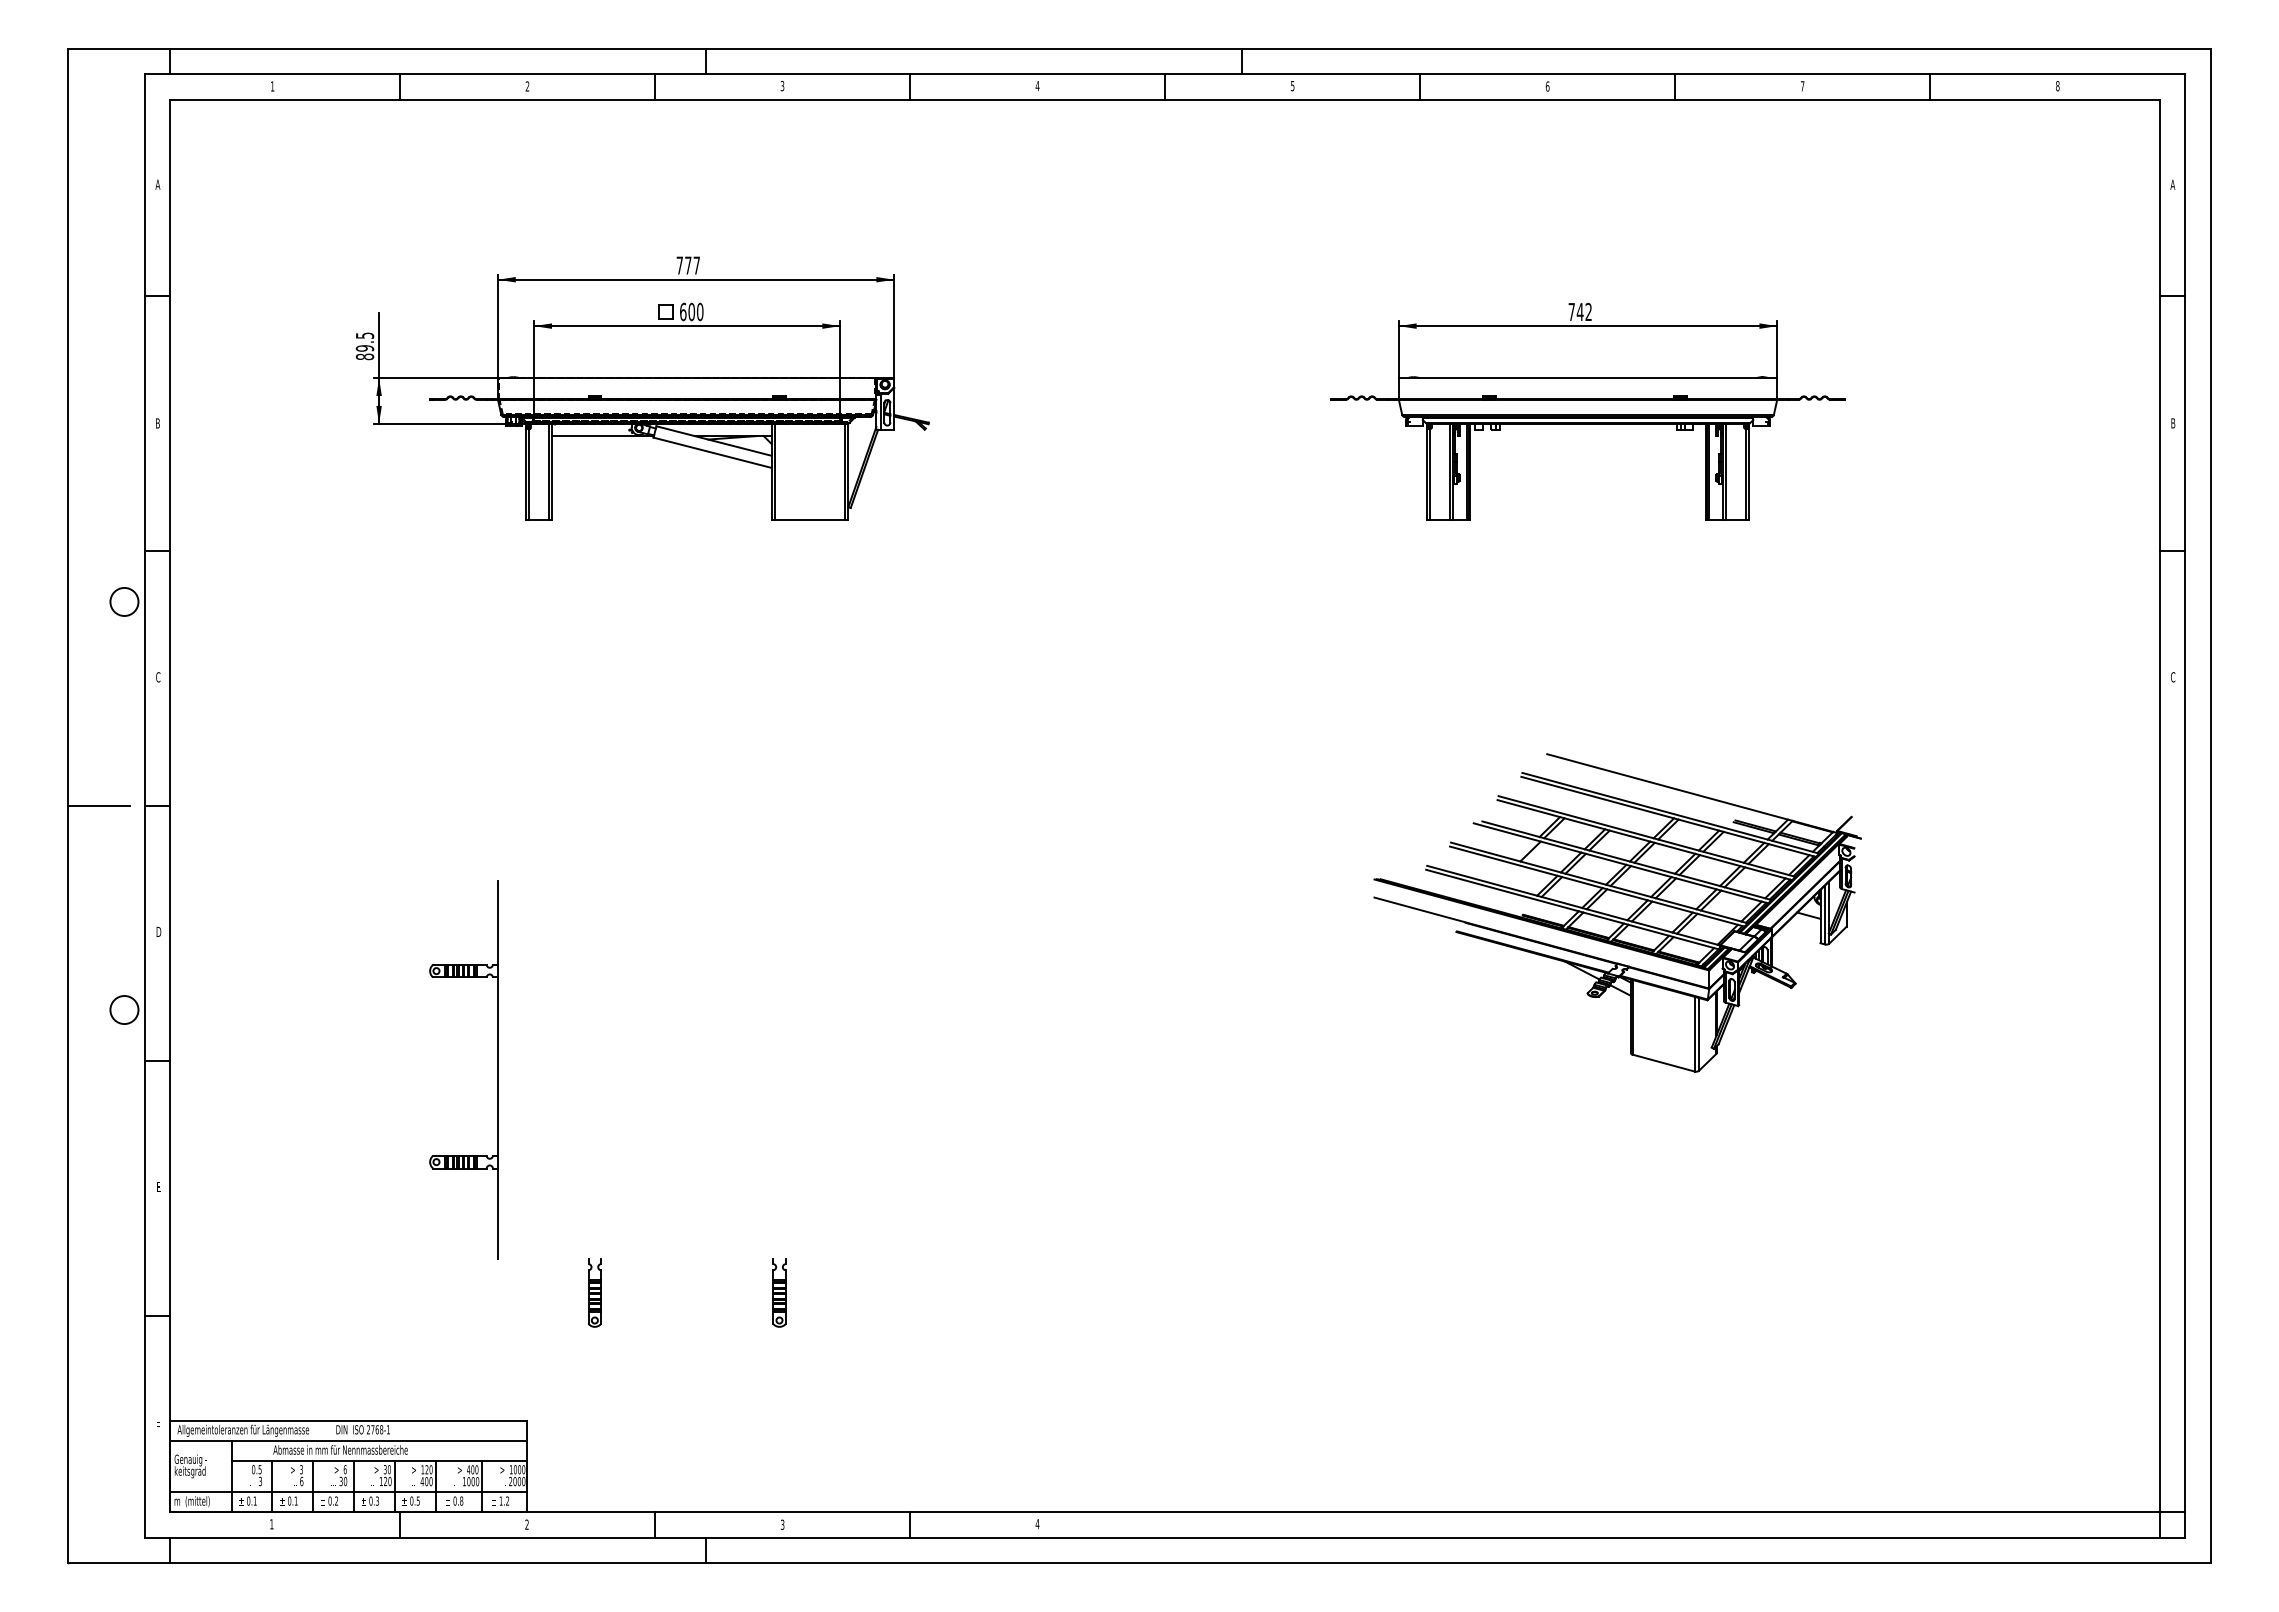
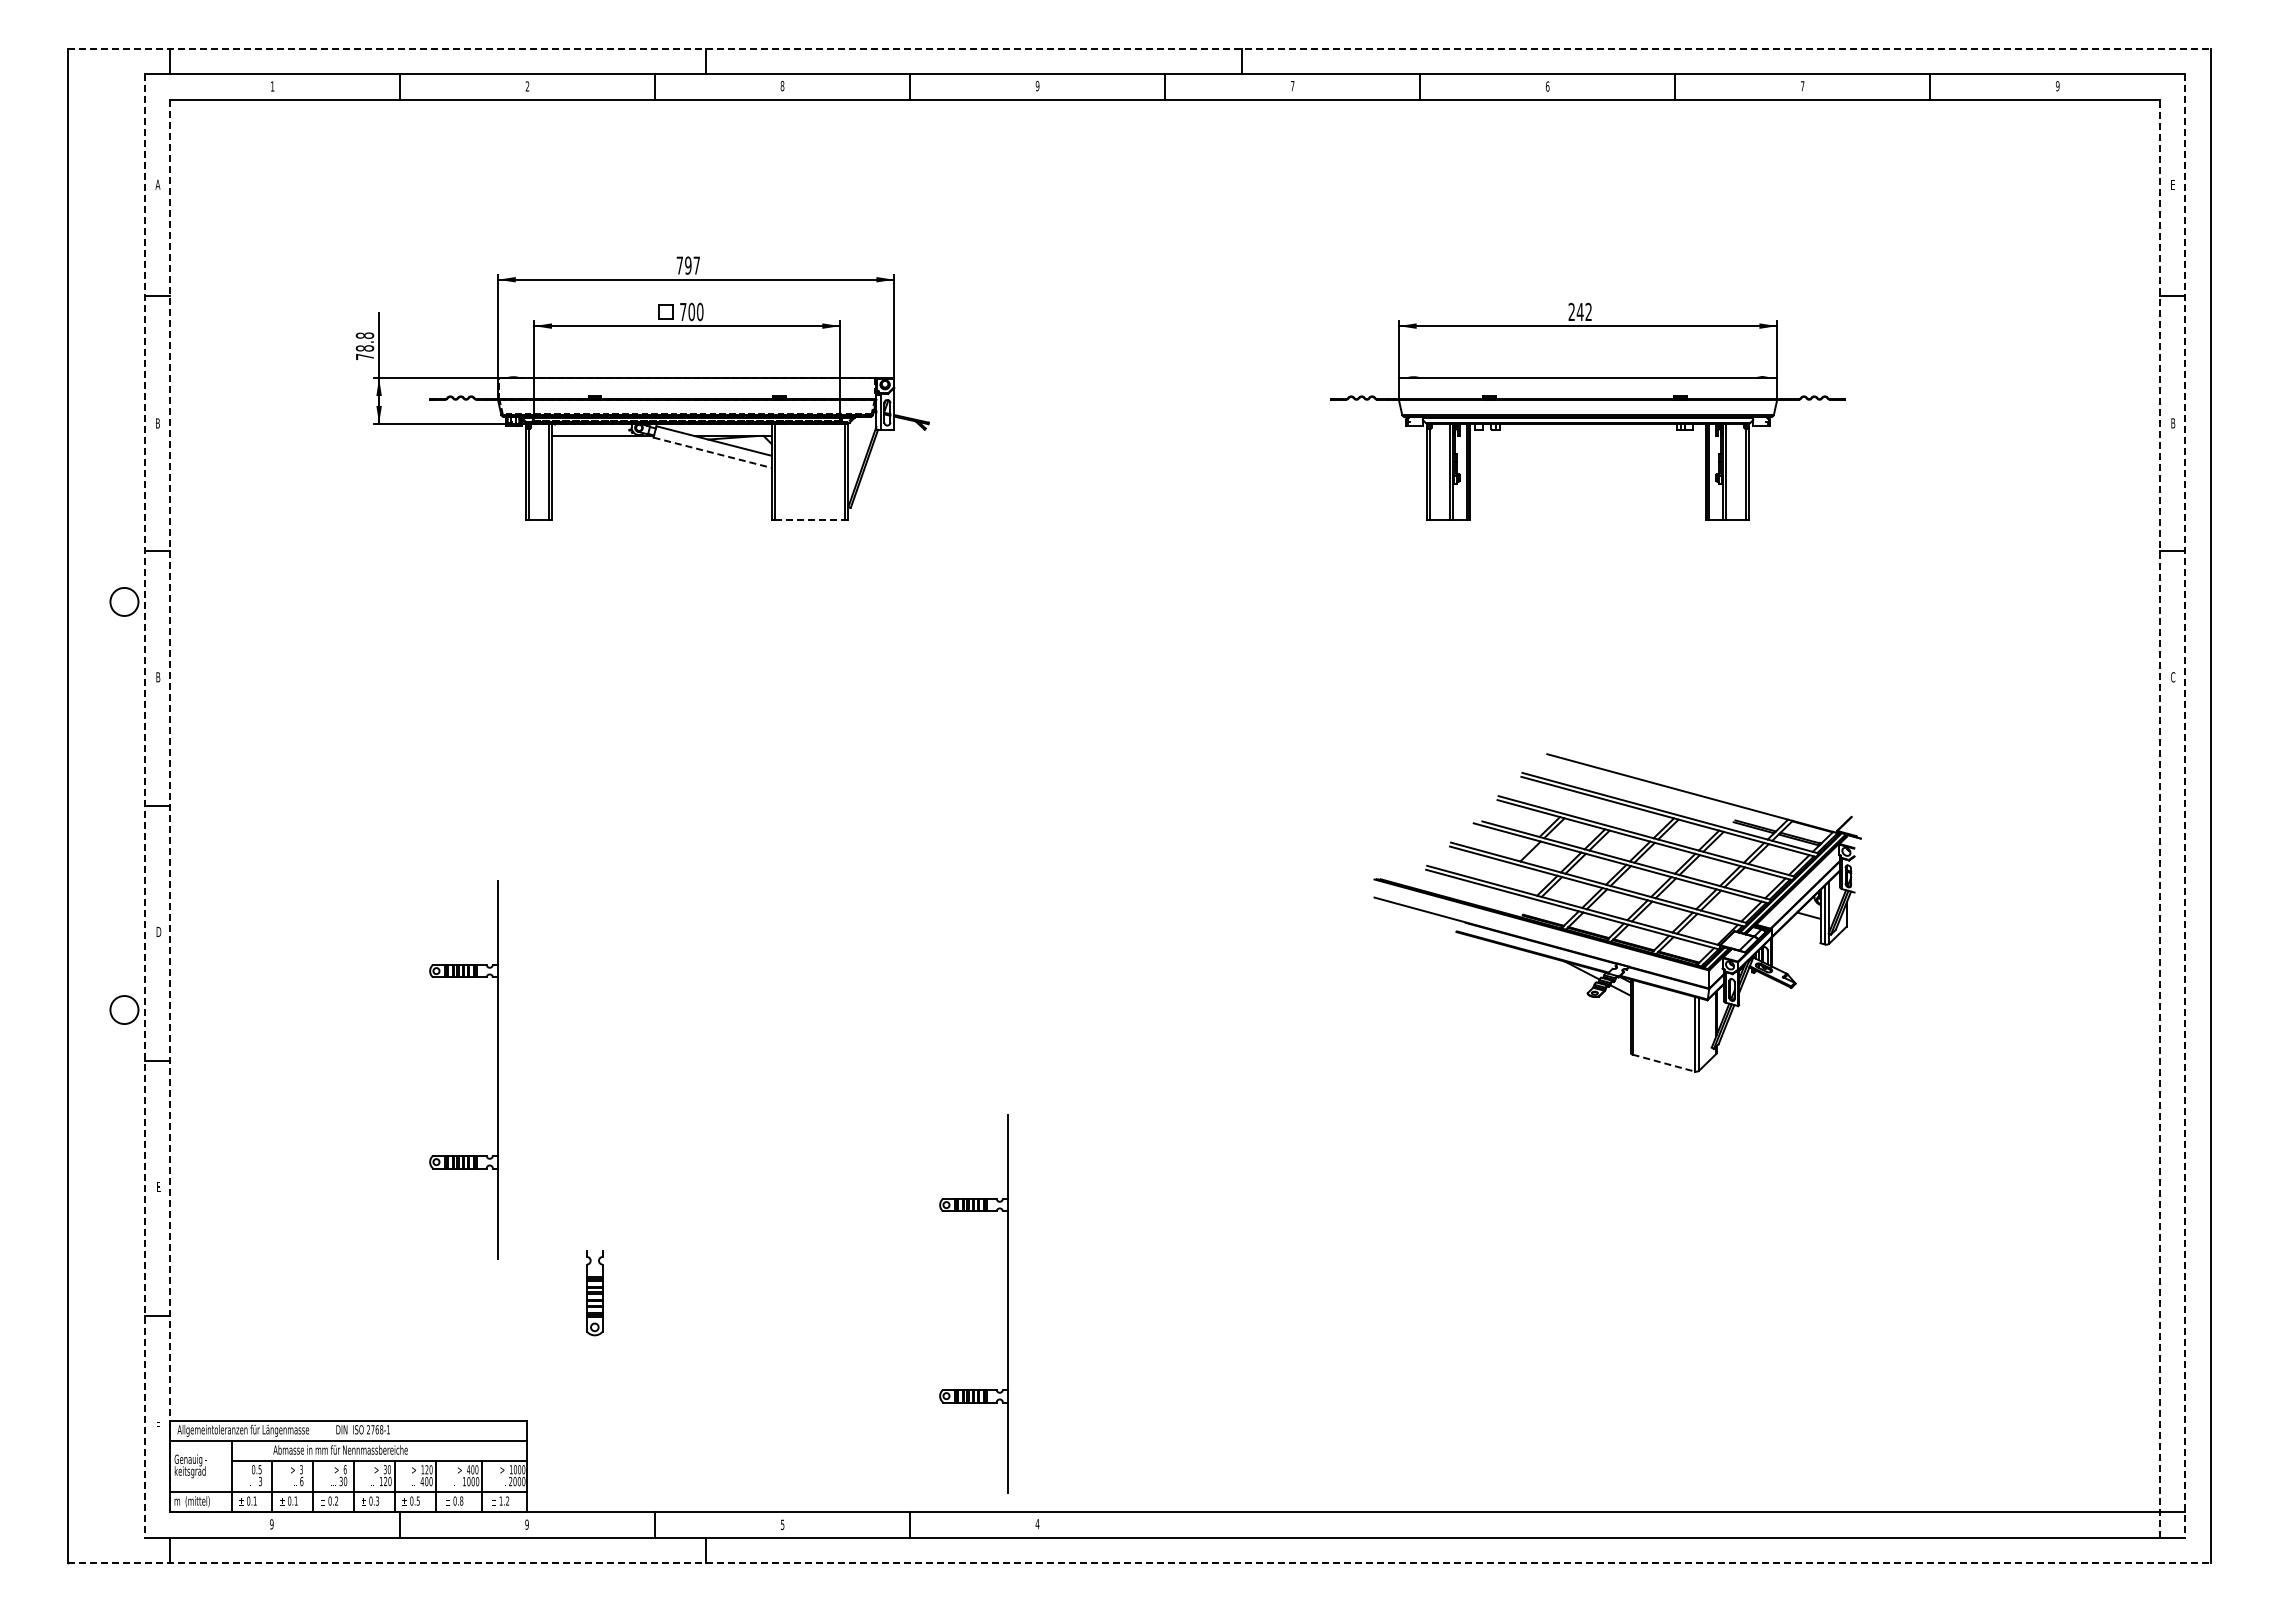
line: solid -> dashed (1139, 48)
text: 4 -> 9 (1037, 85)
text: 3 -> 8 (782, 86)
text: 5 -> 7 (1292, 86)
text: 8 -> 9 (2057, 86)
text: A -> E (2172, 184)
text: 777 -> 797 (688, 265)
text: 600 -> 700 (683, 311)
text: 742 -> 242 (1571, 311)
text: 89.5 -> 78.8 (364, 346)
line: solid -> dashed (713, 452)
line: solid -> dashed (810, 519)
text: C -> B (158, 677)
line: present -> none (98, 806)
line: solid -> dashed (144, 806)
line: solid -> dashed (170, 806)
line: solid -> dashed (2185, 806)
line: solid -> dashed (2159, 818)
line: solid -> dashed (1664, 1063)
part size: 14x70 px -> 18x87 px (594, 1293)
part: present -> none (779, 1292)
part: none -> present (1007, 1303)
text: 3 -> 5 (782, 1523)
text: 1 -> 9 (271, 1524)
text: 2 -> 9 (526, 1524)
line: solid -> dashed (1139, 1563)
